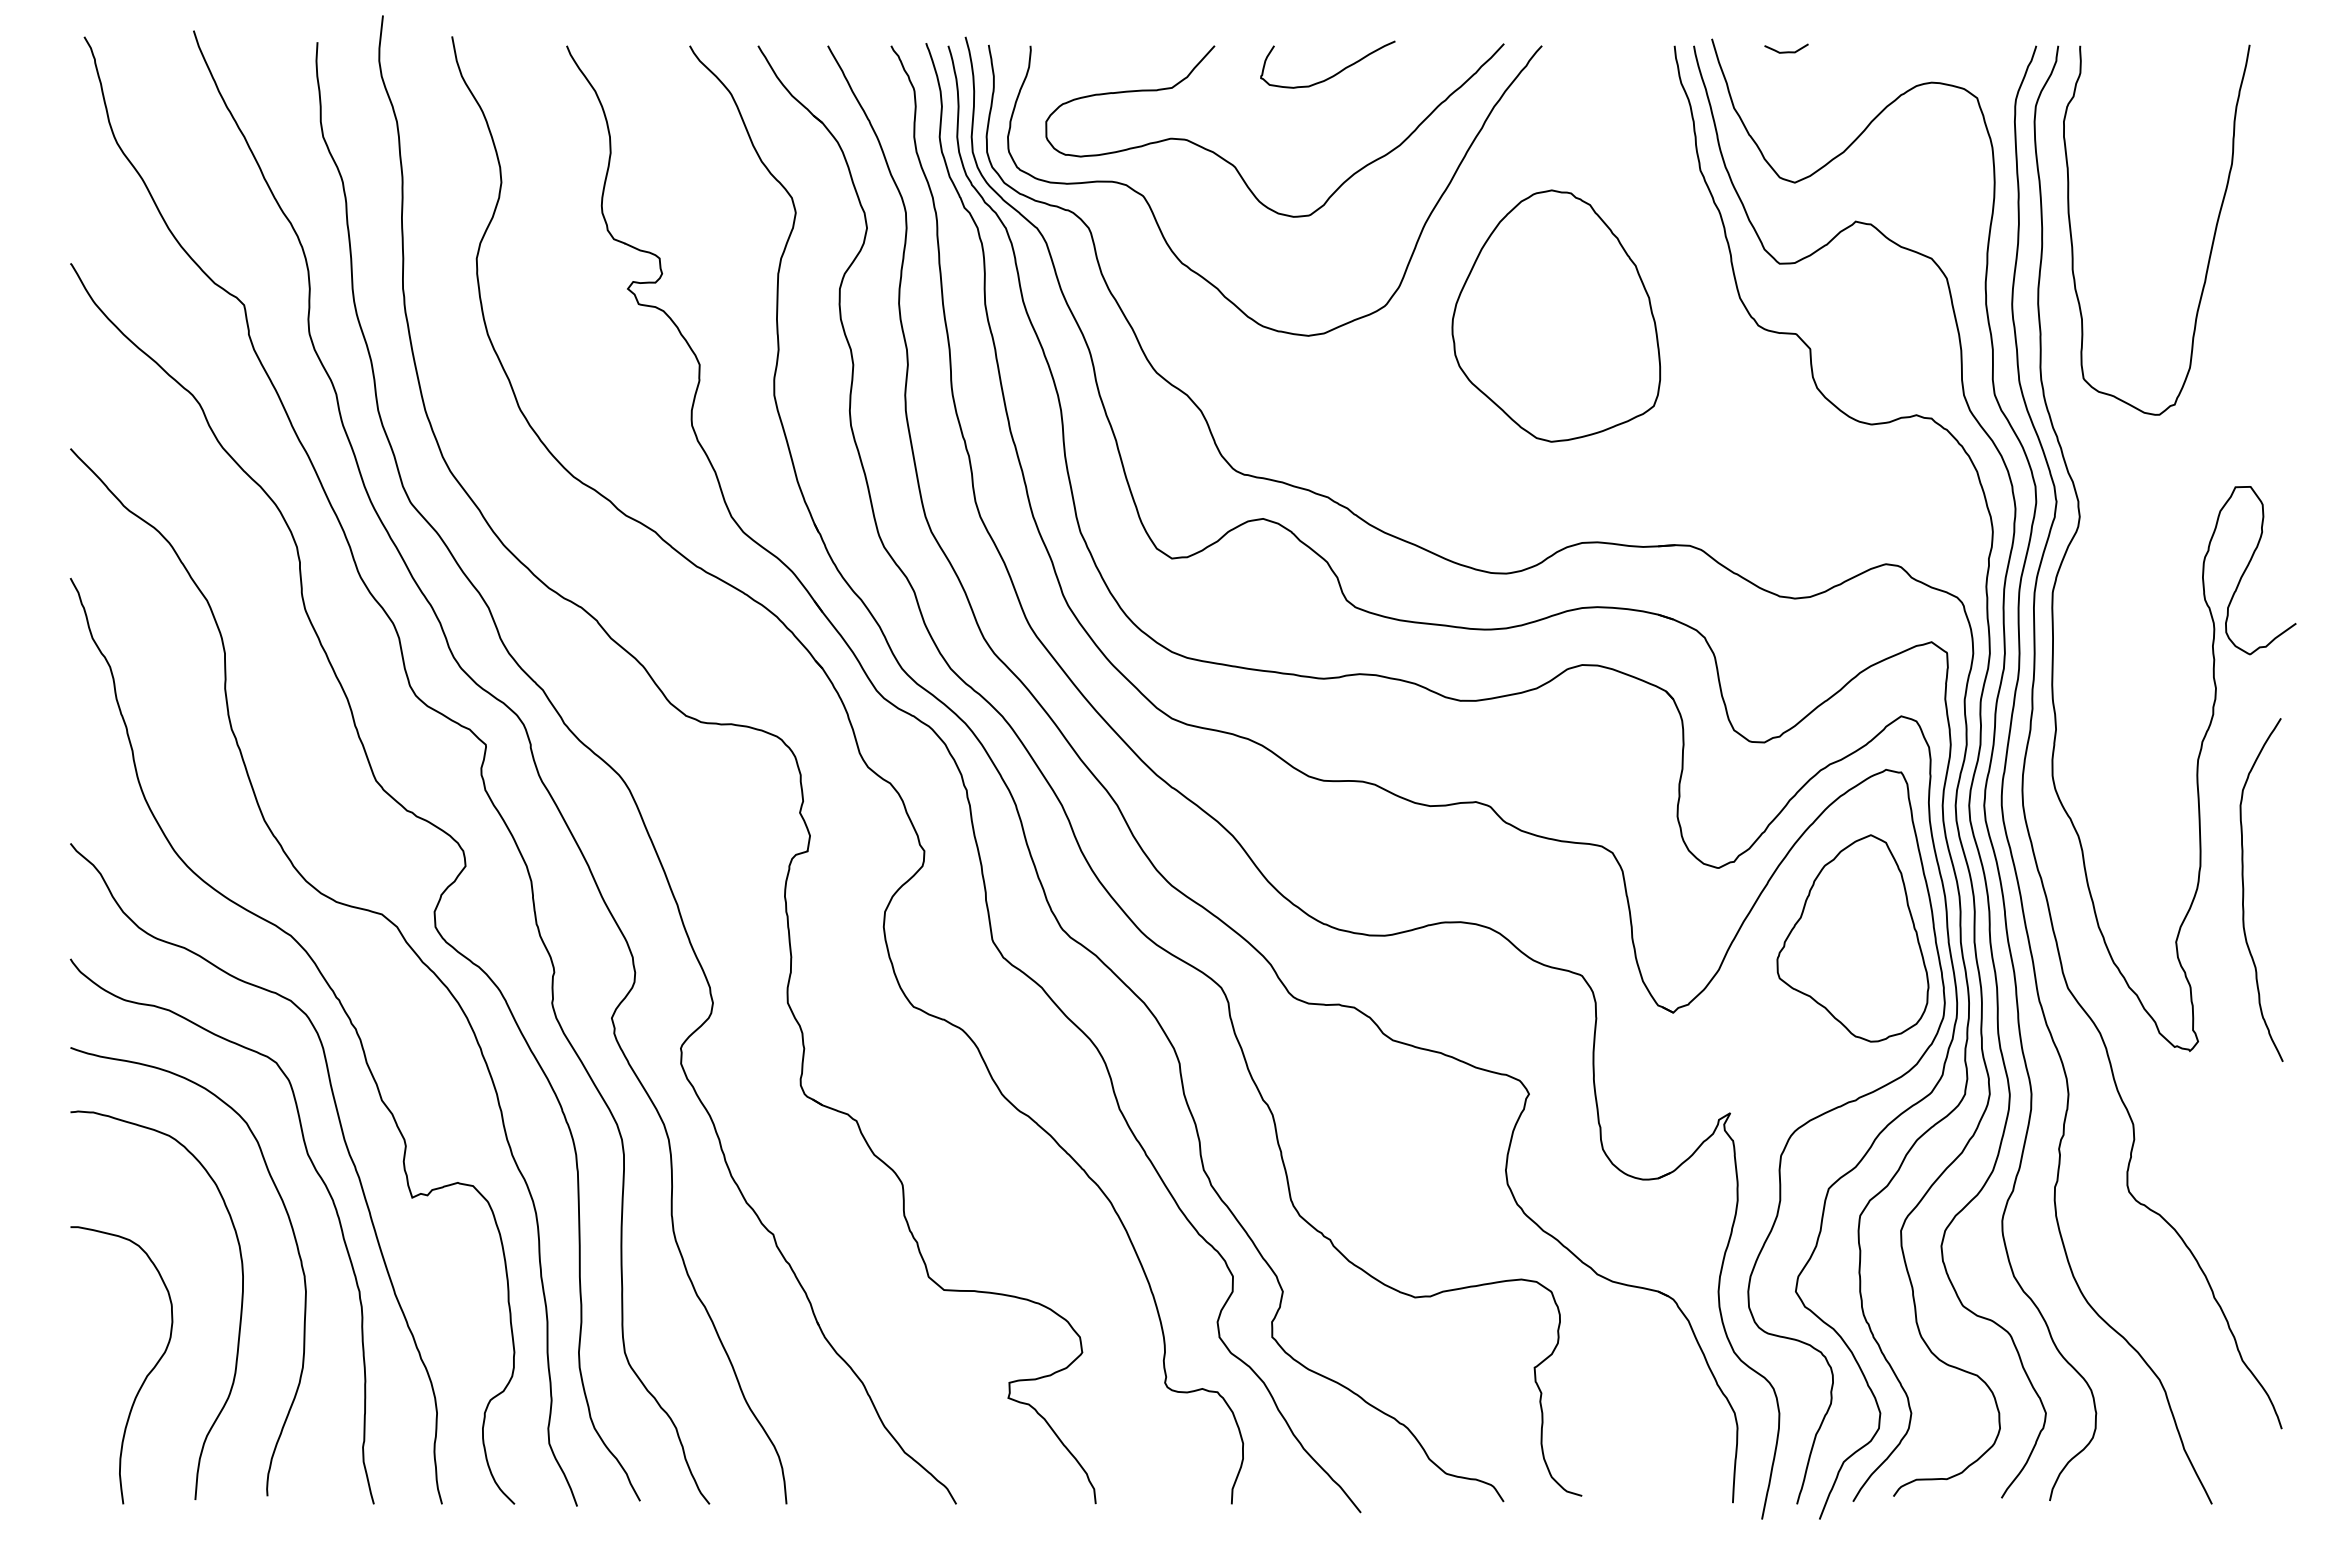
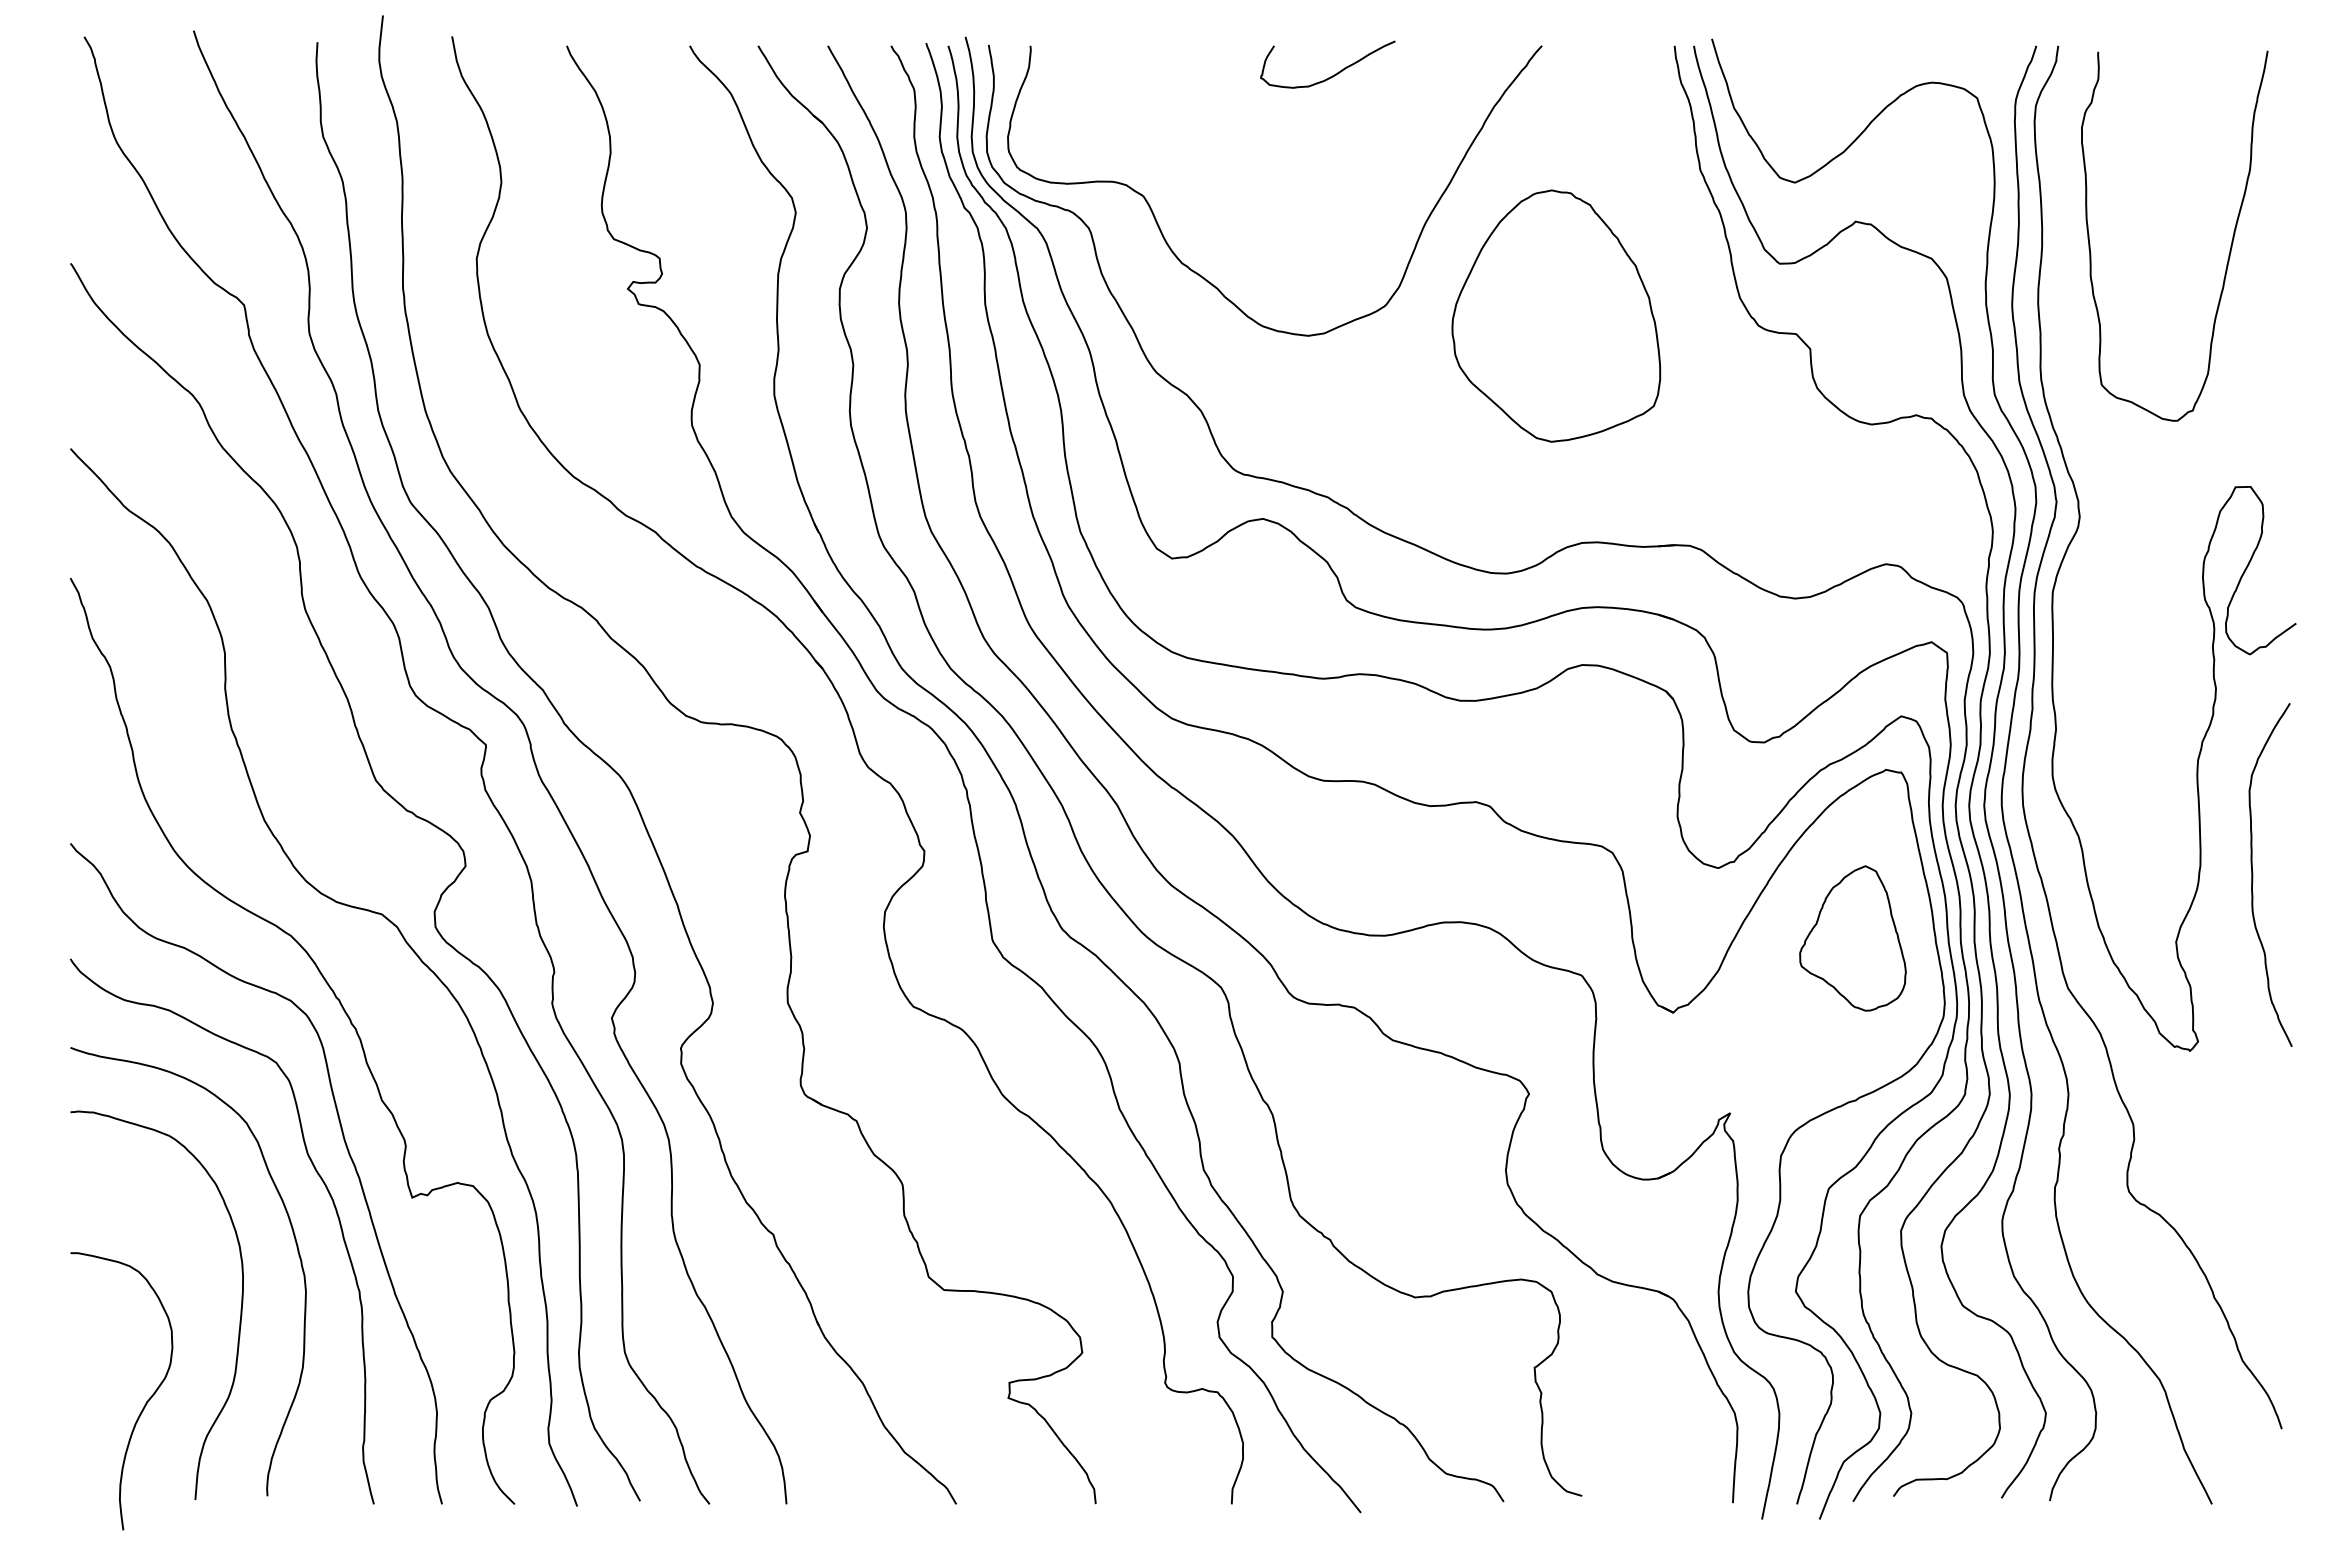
curve: present -> none (1786, 51)
curve: present -> none (1236, 167)
curve position: (2212, 239) -> (2230, 245) (2230, 245)
curve position: (2244, 889) -> (2253, 874) (2253, 874)
part size: 154x209 px -> 108x147 px (1852, 938)
curve position: (144, 1378) -> (144, 1404) (144, 1404)
